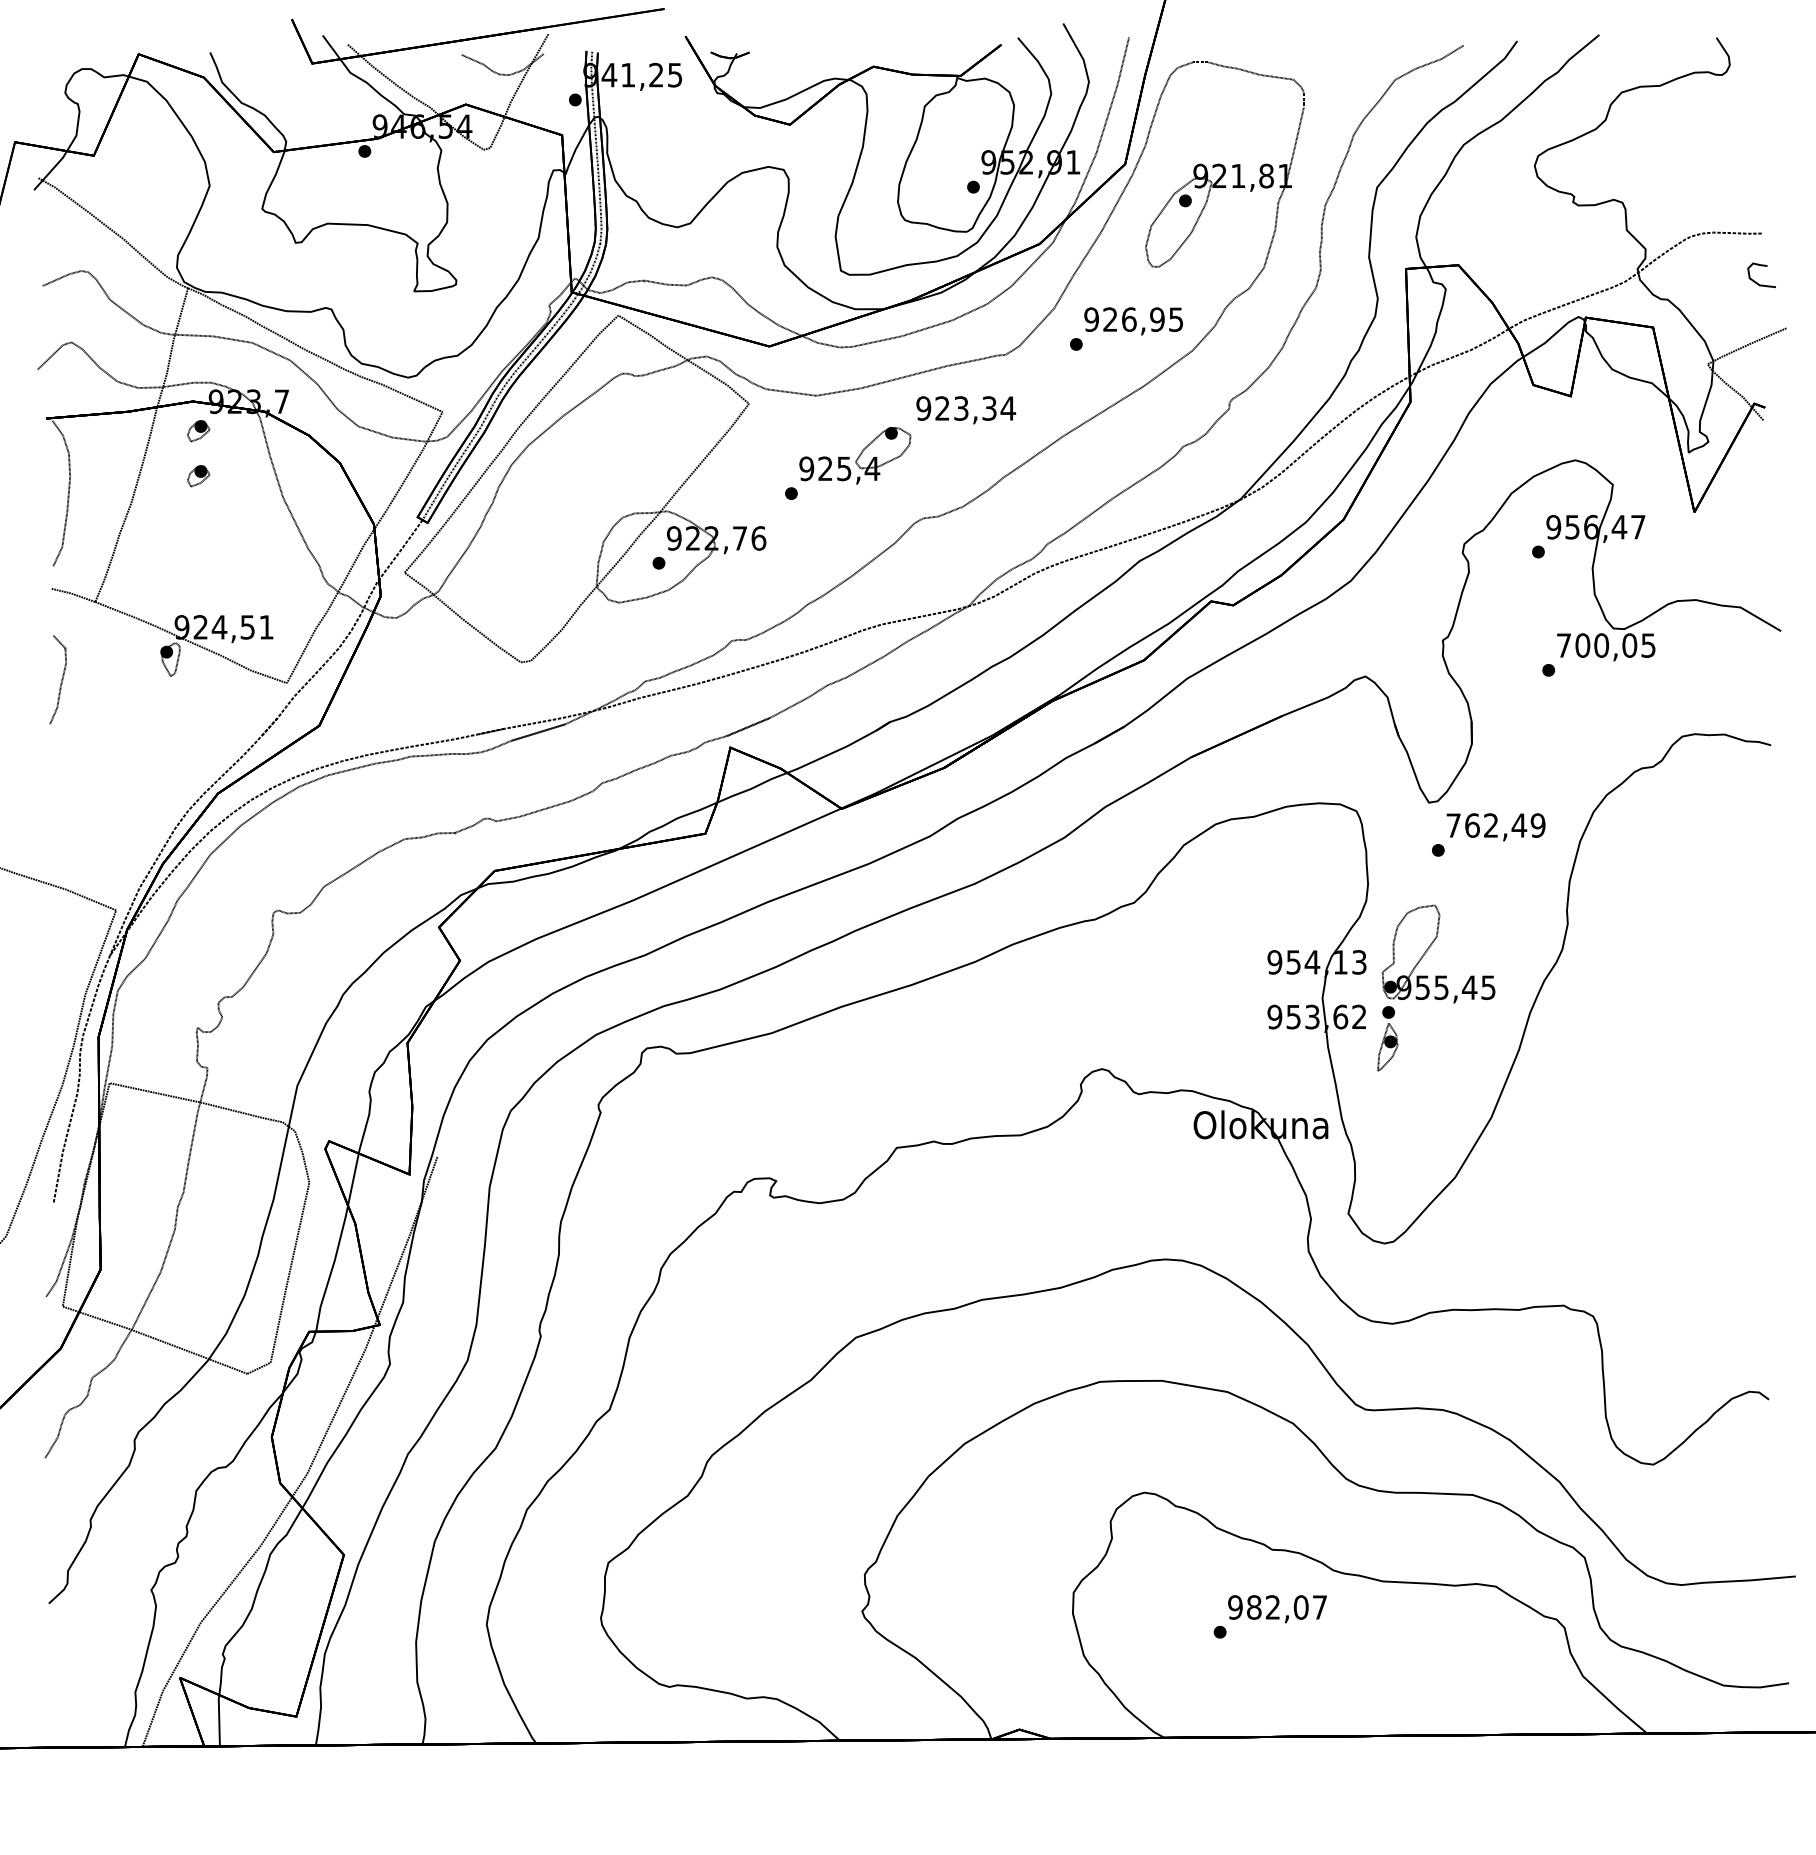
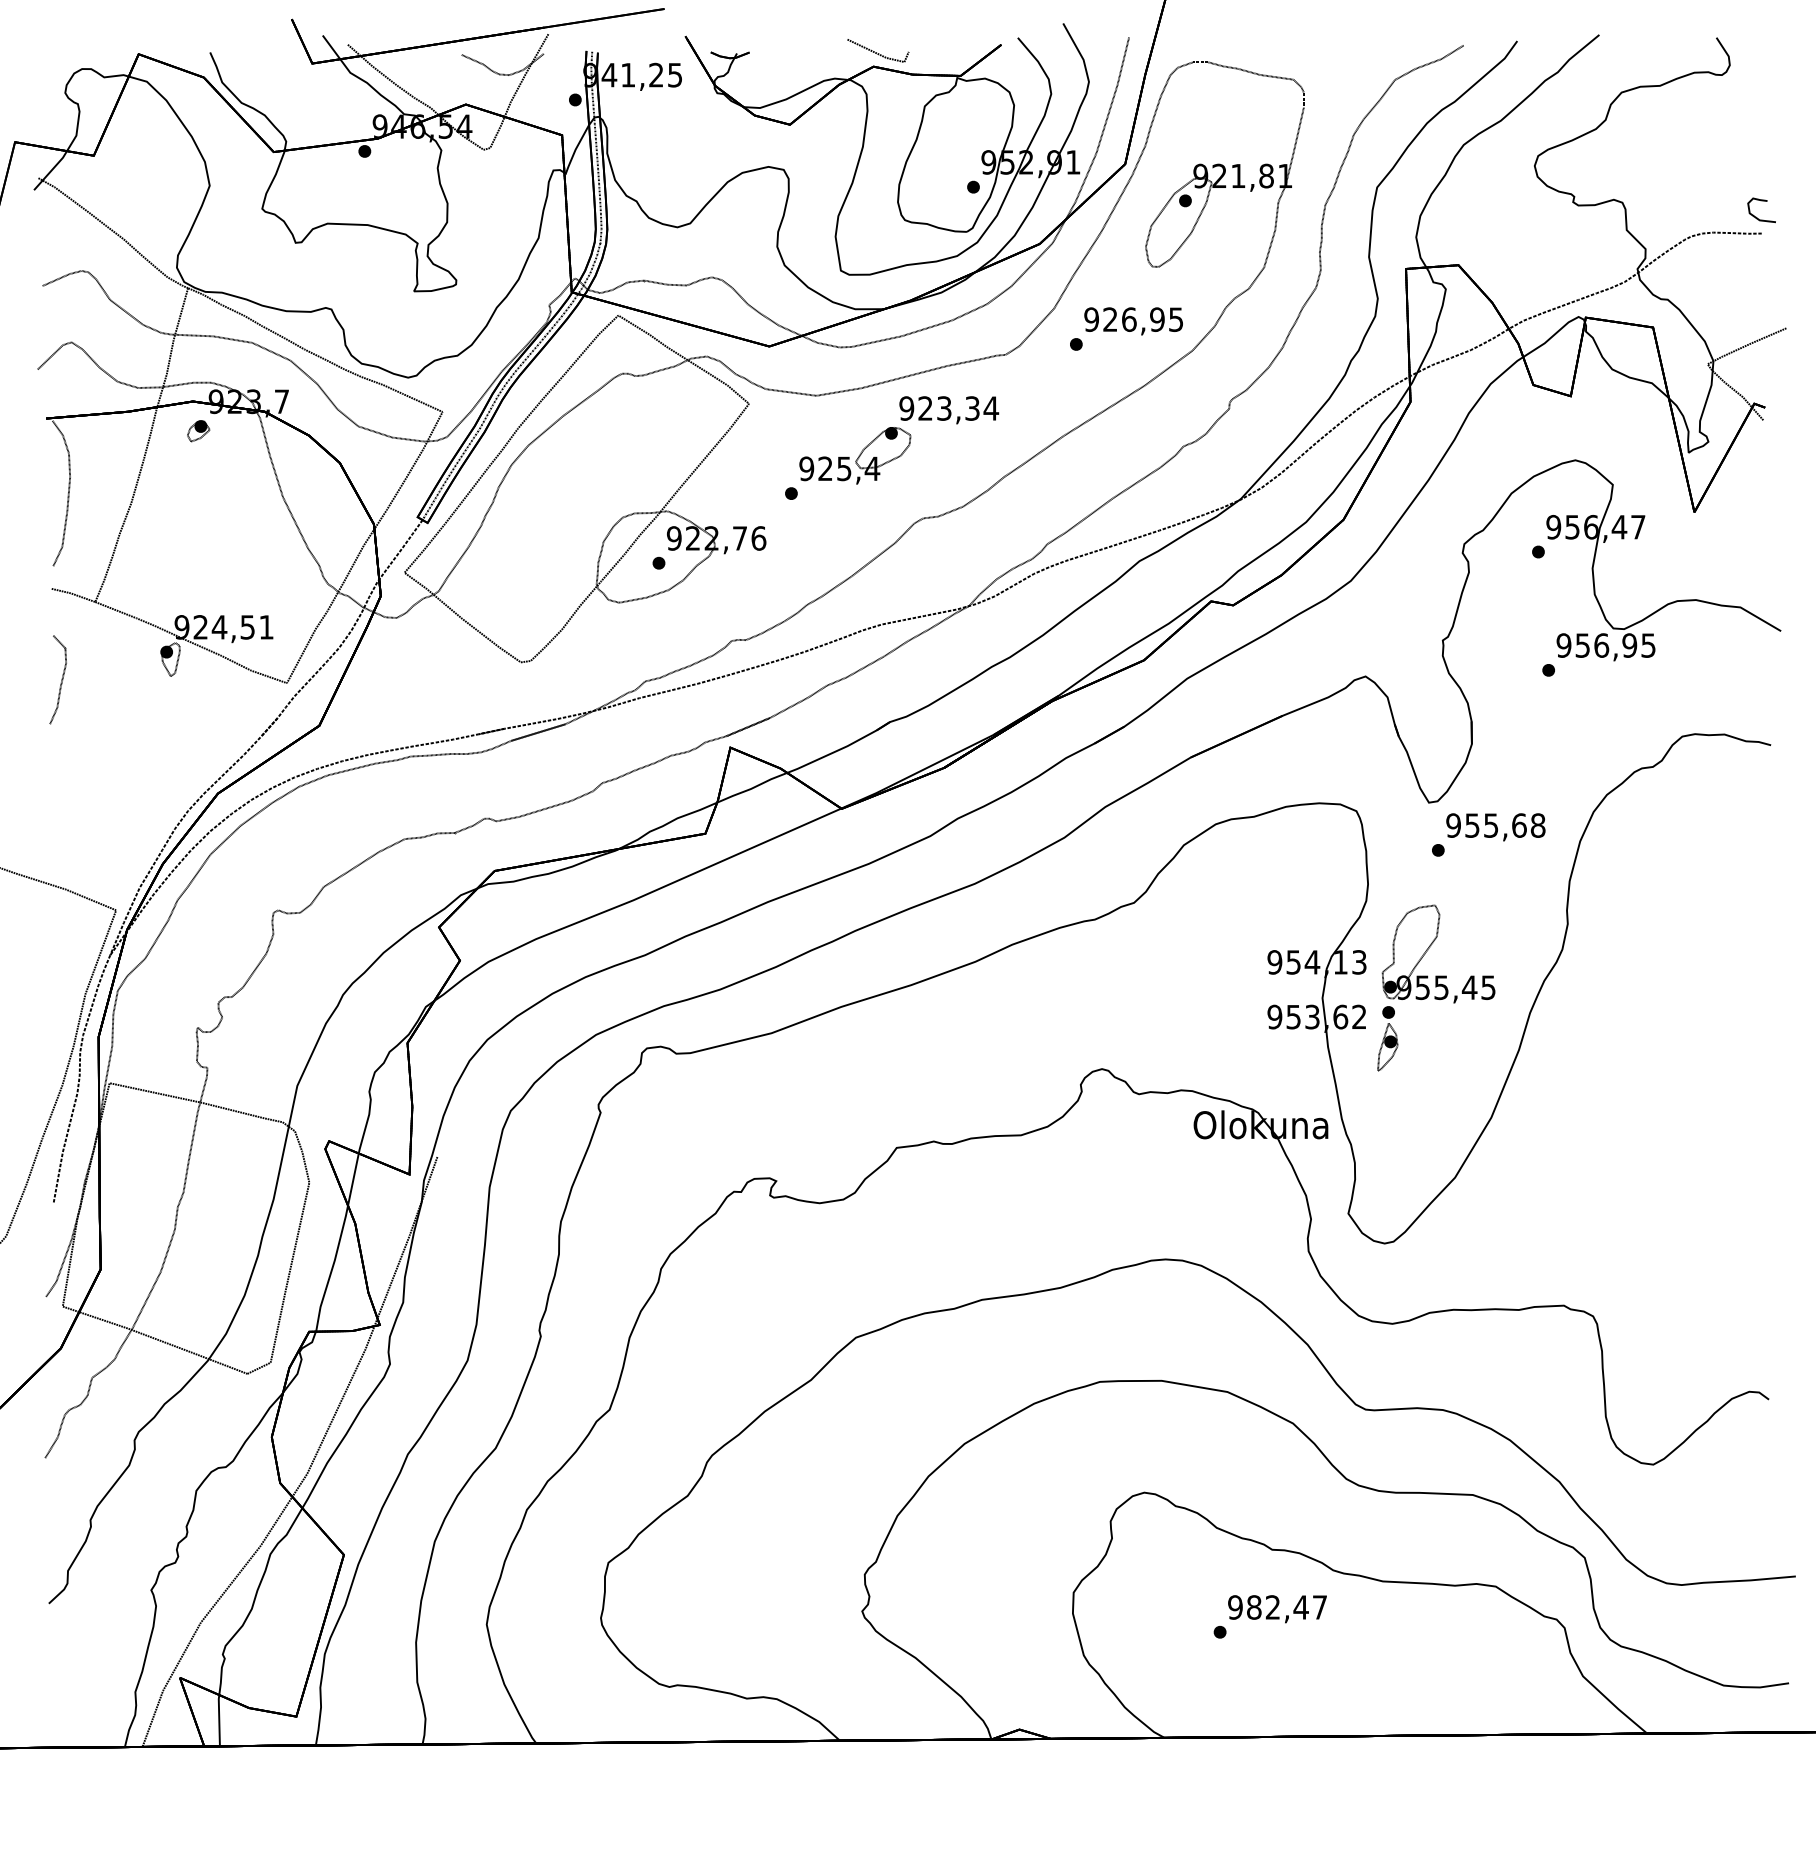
part: none -> present (878, 50)
curve position: (1756, 281) -> (1756, 216) (1756, 216)
text position: (966, 410) -> (949, 410) (949, 410)
part: present -> none (198, 476)
text: 700,05 -> 956,95 (1596, 645)
text: 762,49 -> 955,68 (1495, 825)
text: 982,07 -> 982,47 (1300, 1607)
